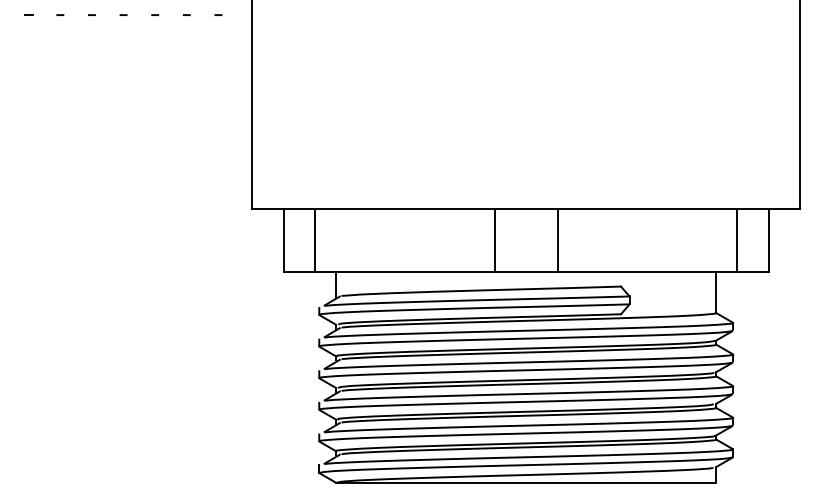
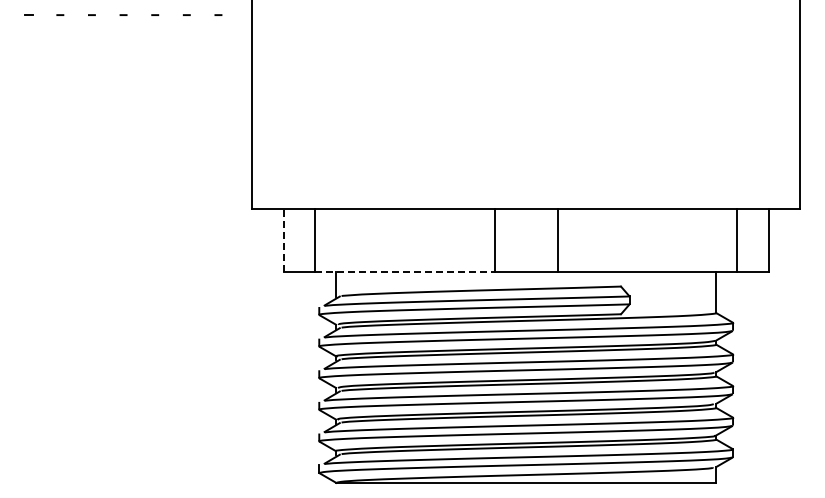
line: solid -> dashed (283, 240)
line: solid -> dashed (404, 272)
